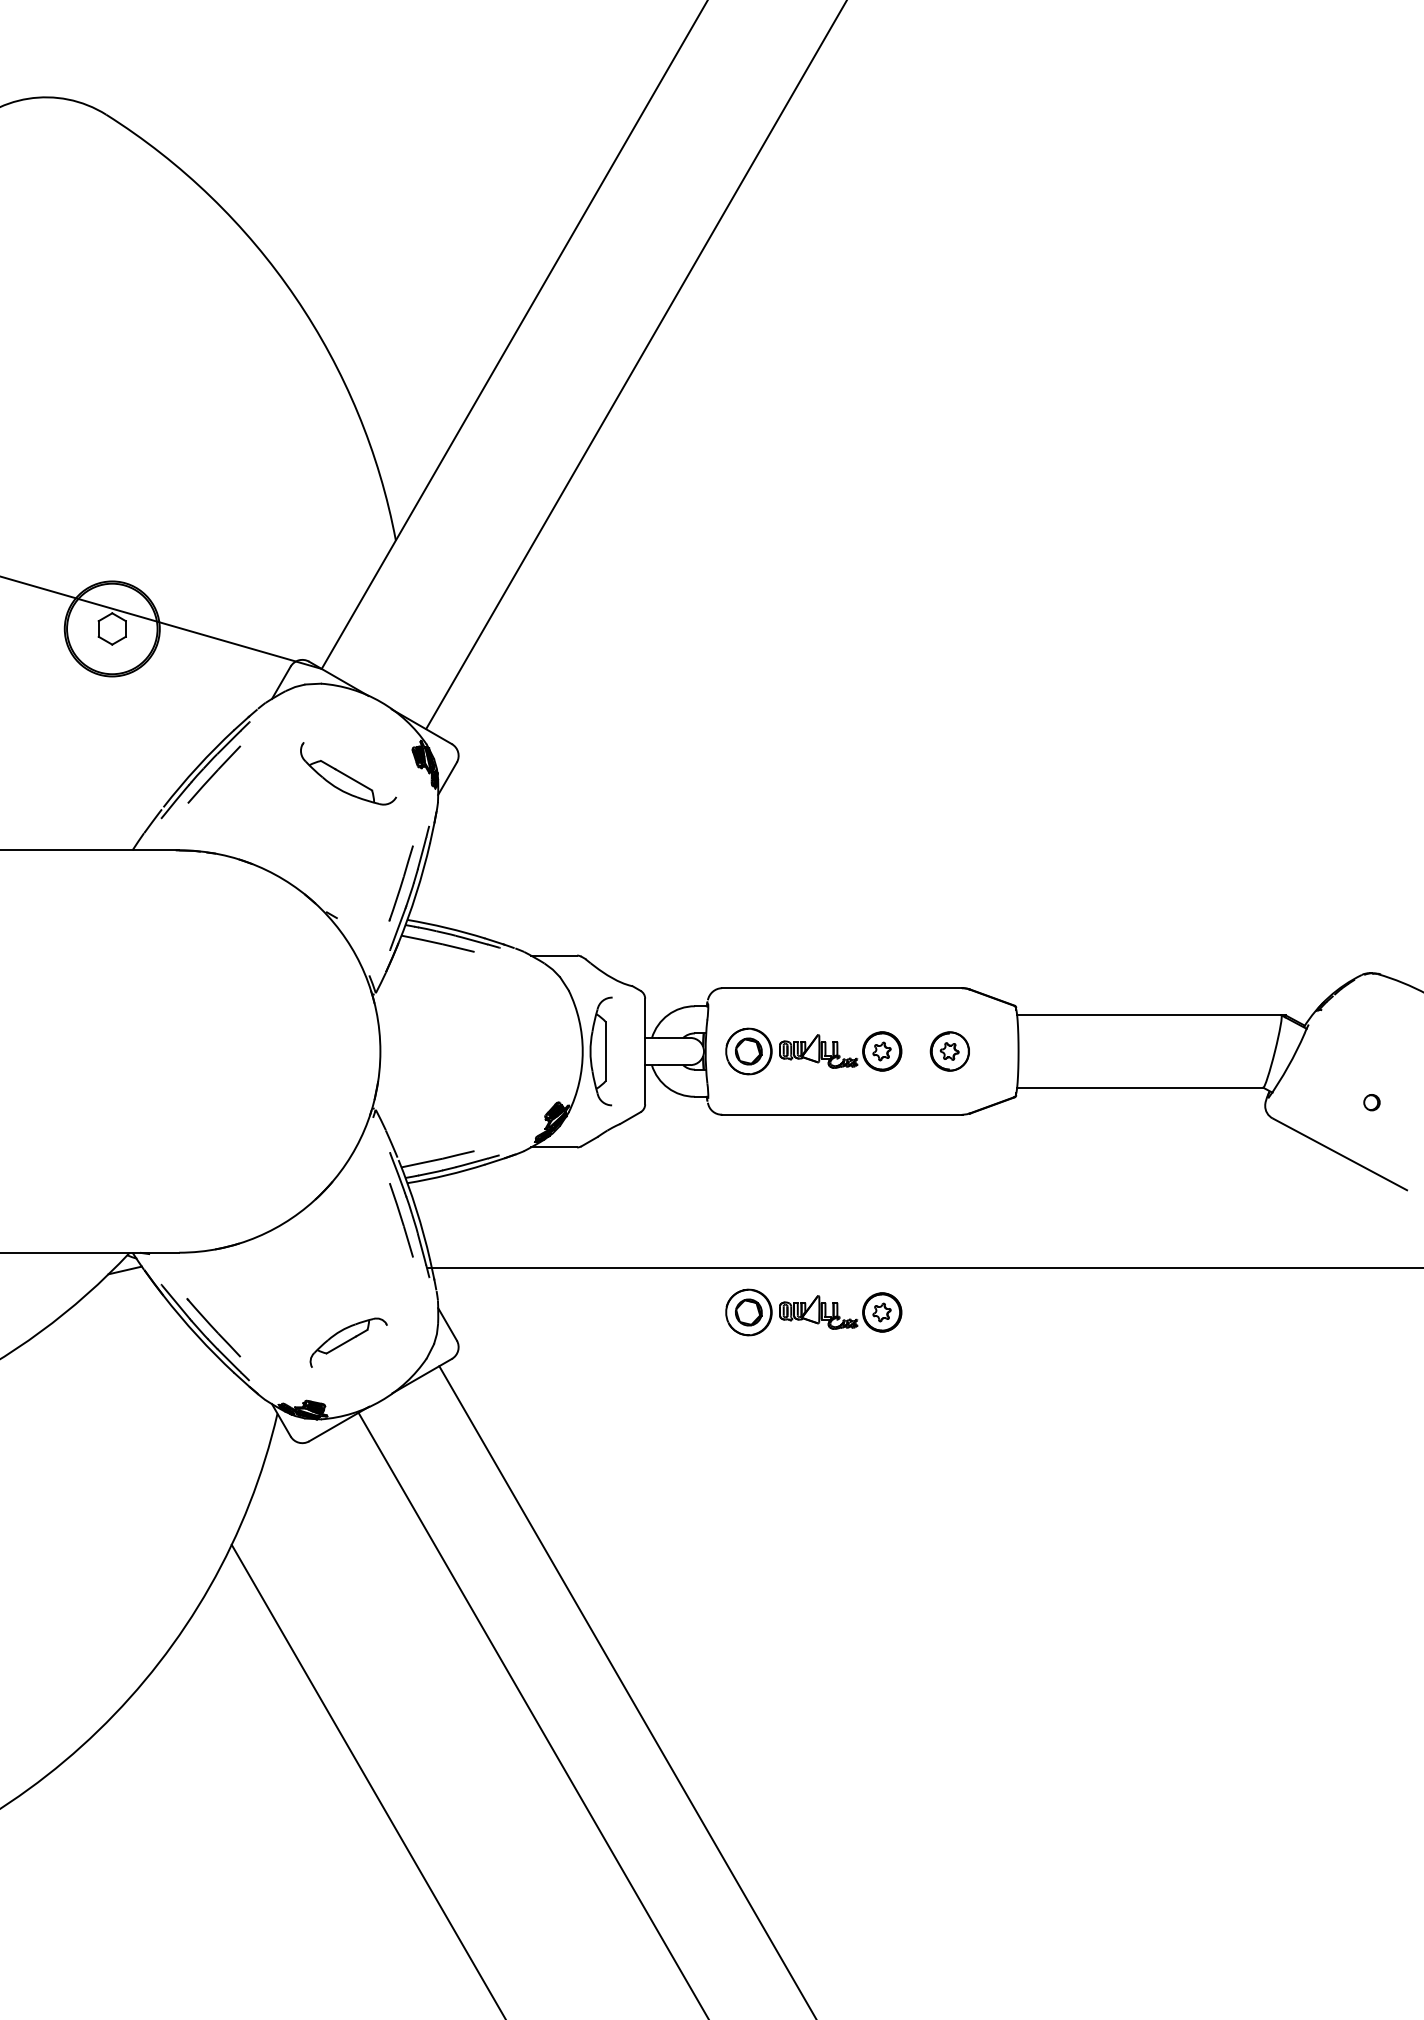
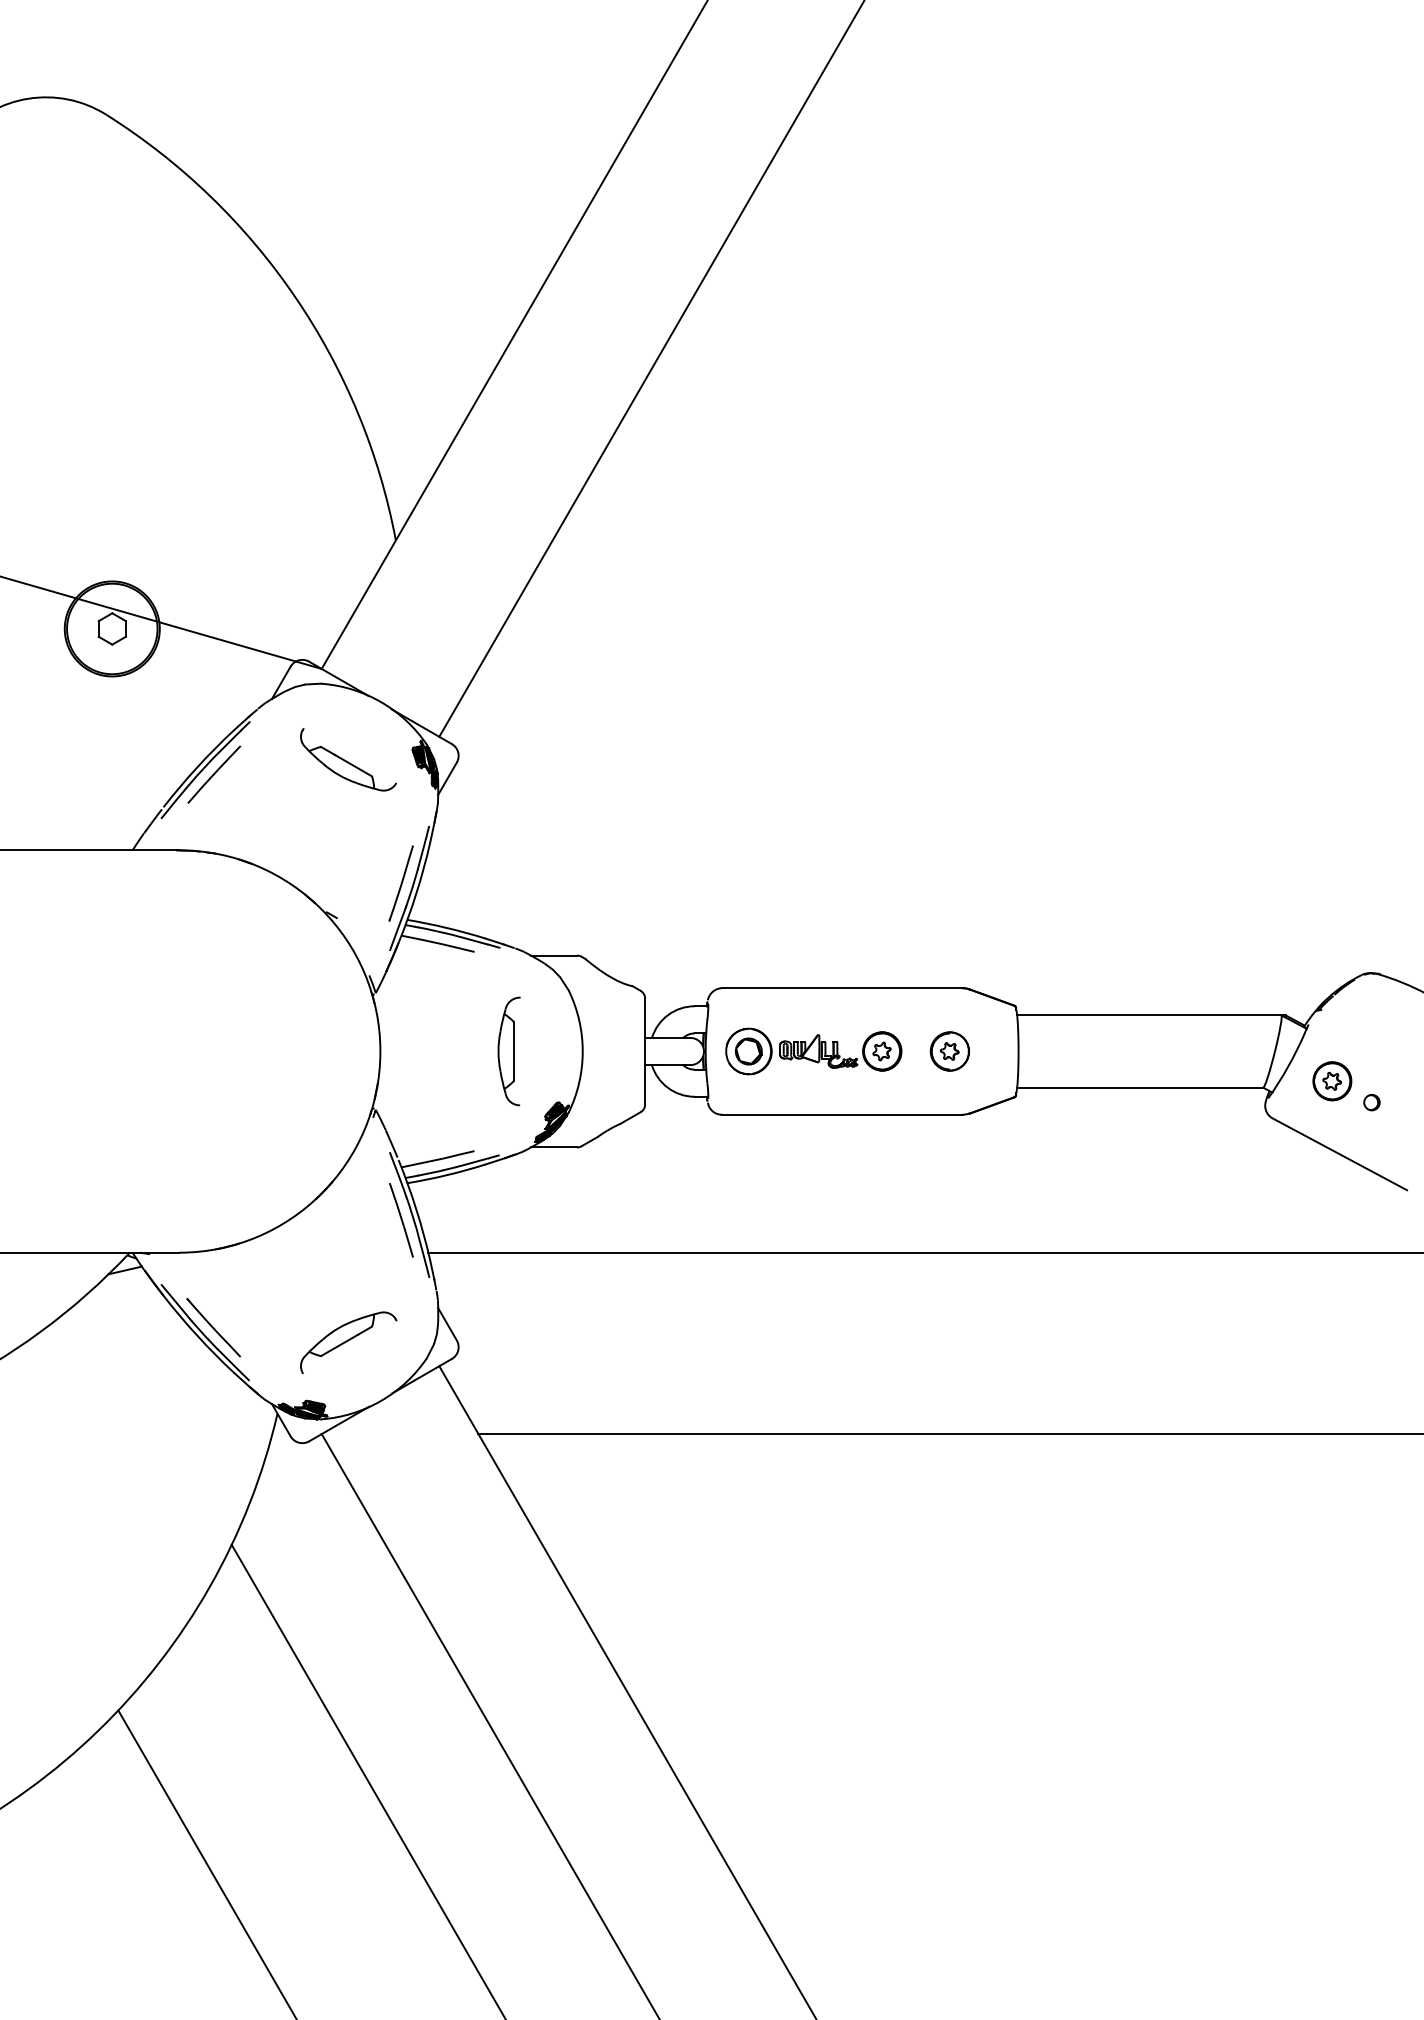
line position: (635, 365) -> (651, 369) (651, 369)
part position: (348, 773) -> (348, 759) (348, 759)
part position: (600, 1051) -> (508, 1051) (508, 1051)
part: none -> present (1332, 1081)
line position: (924, 1267) -> (924, 1252) (924, 1252)
part: present -> none (813, 1312)
part size: 79x51 px -> 98x64 px (348, 1342)
line: none -> present (949, 1433)
line position: (532, 1714) -> (489, 1725) (489, 1725)
line: none -> present (206, 1863)
